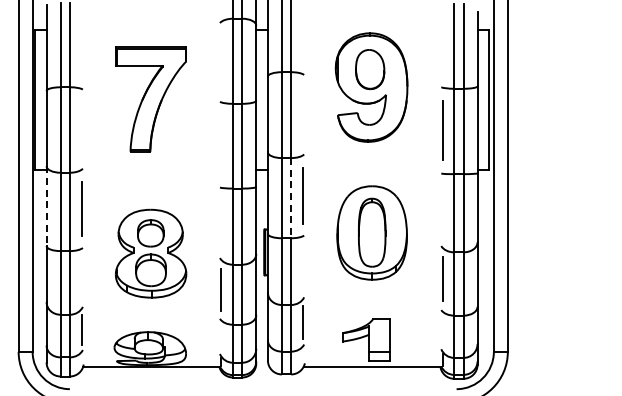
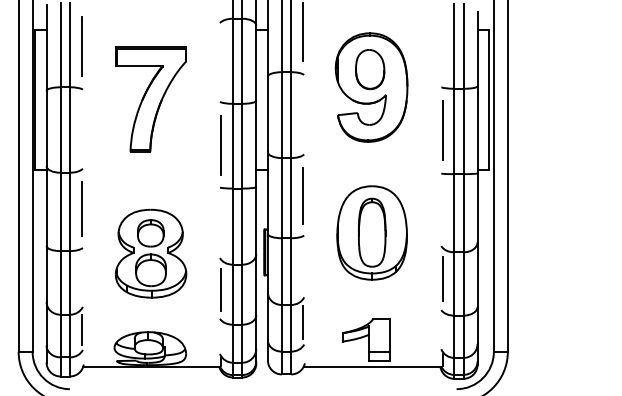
line: none -> present (302, 32)
line: none -> present (81, 46)
line: none -> present (220, 145)
line: dashed -> solid (291, 198)
line: dashed -> solid (46, 206)
